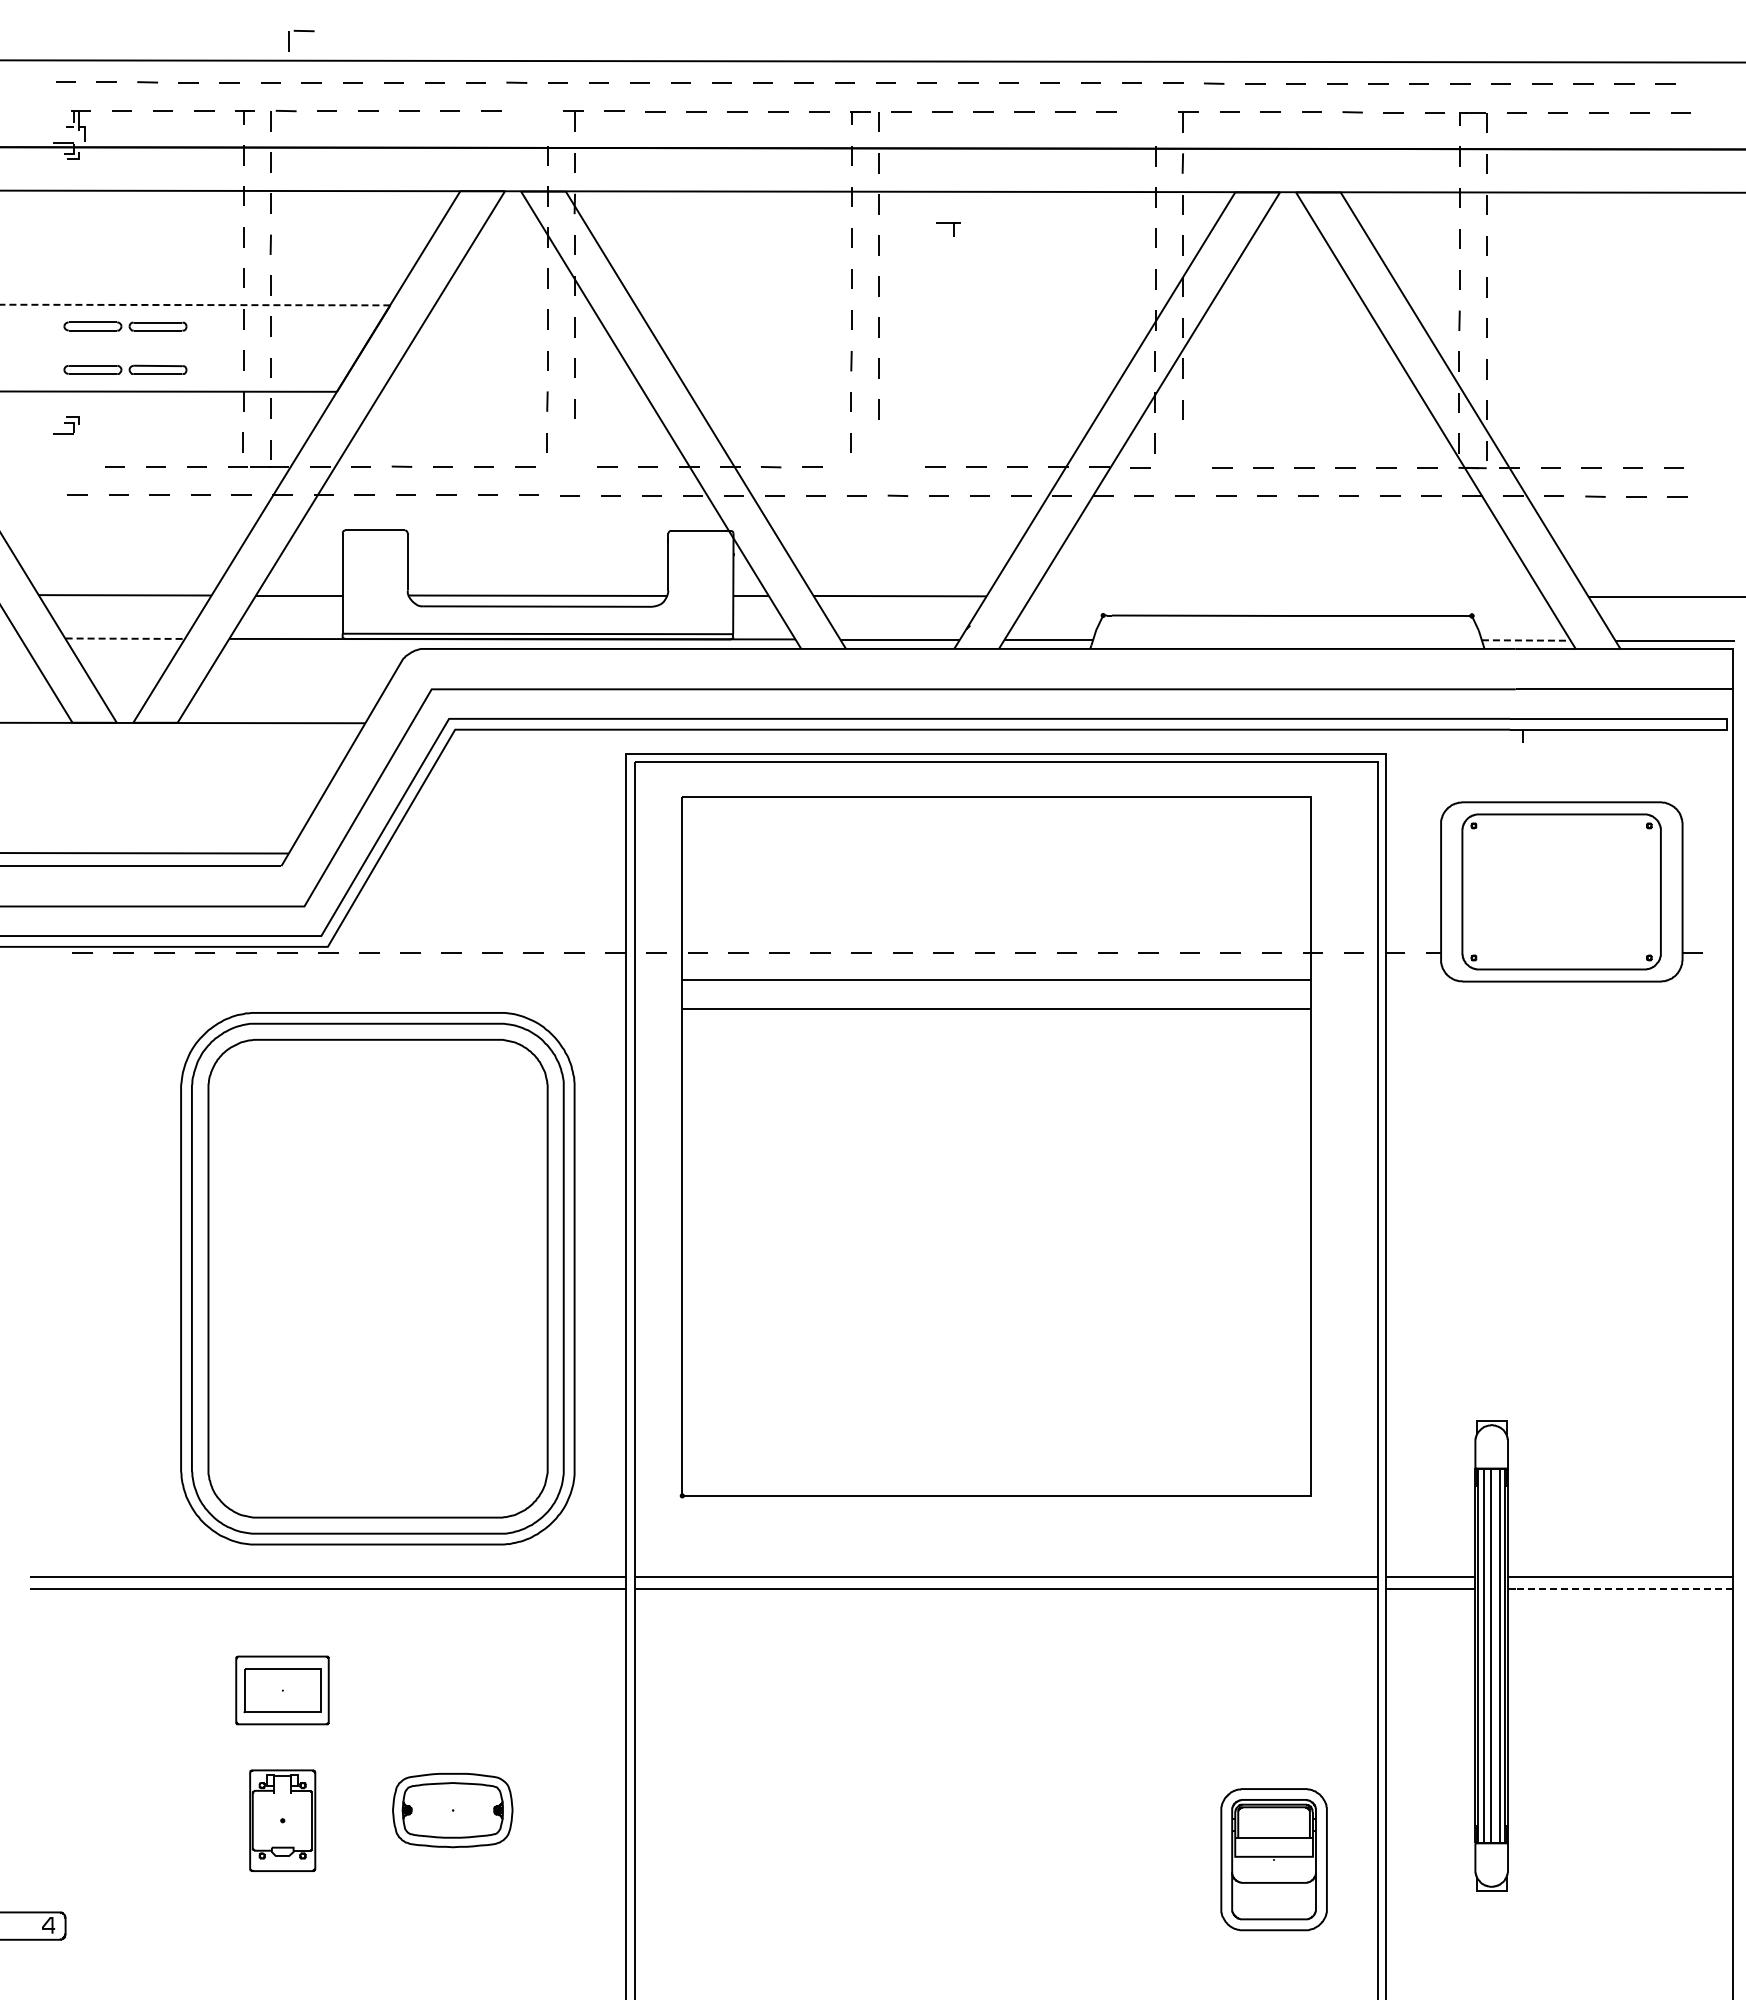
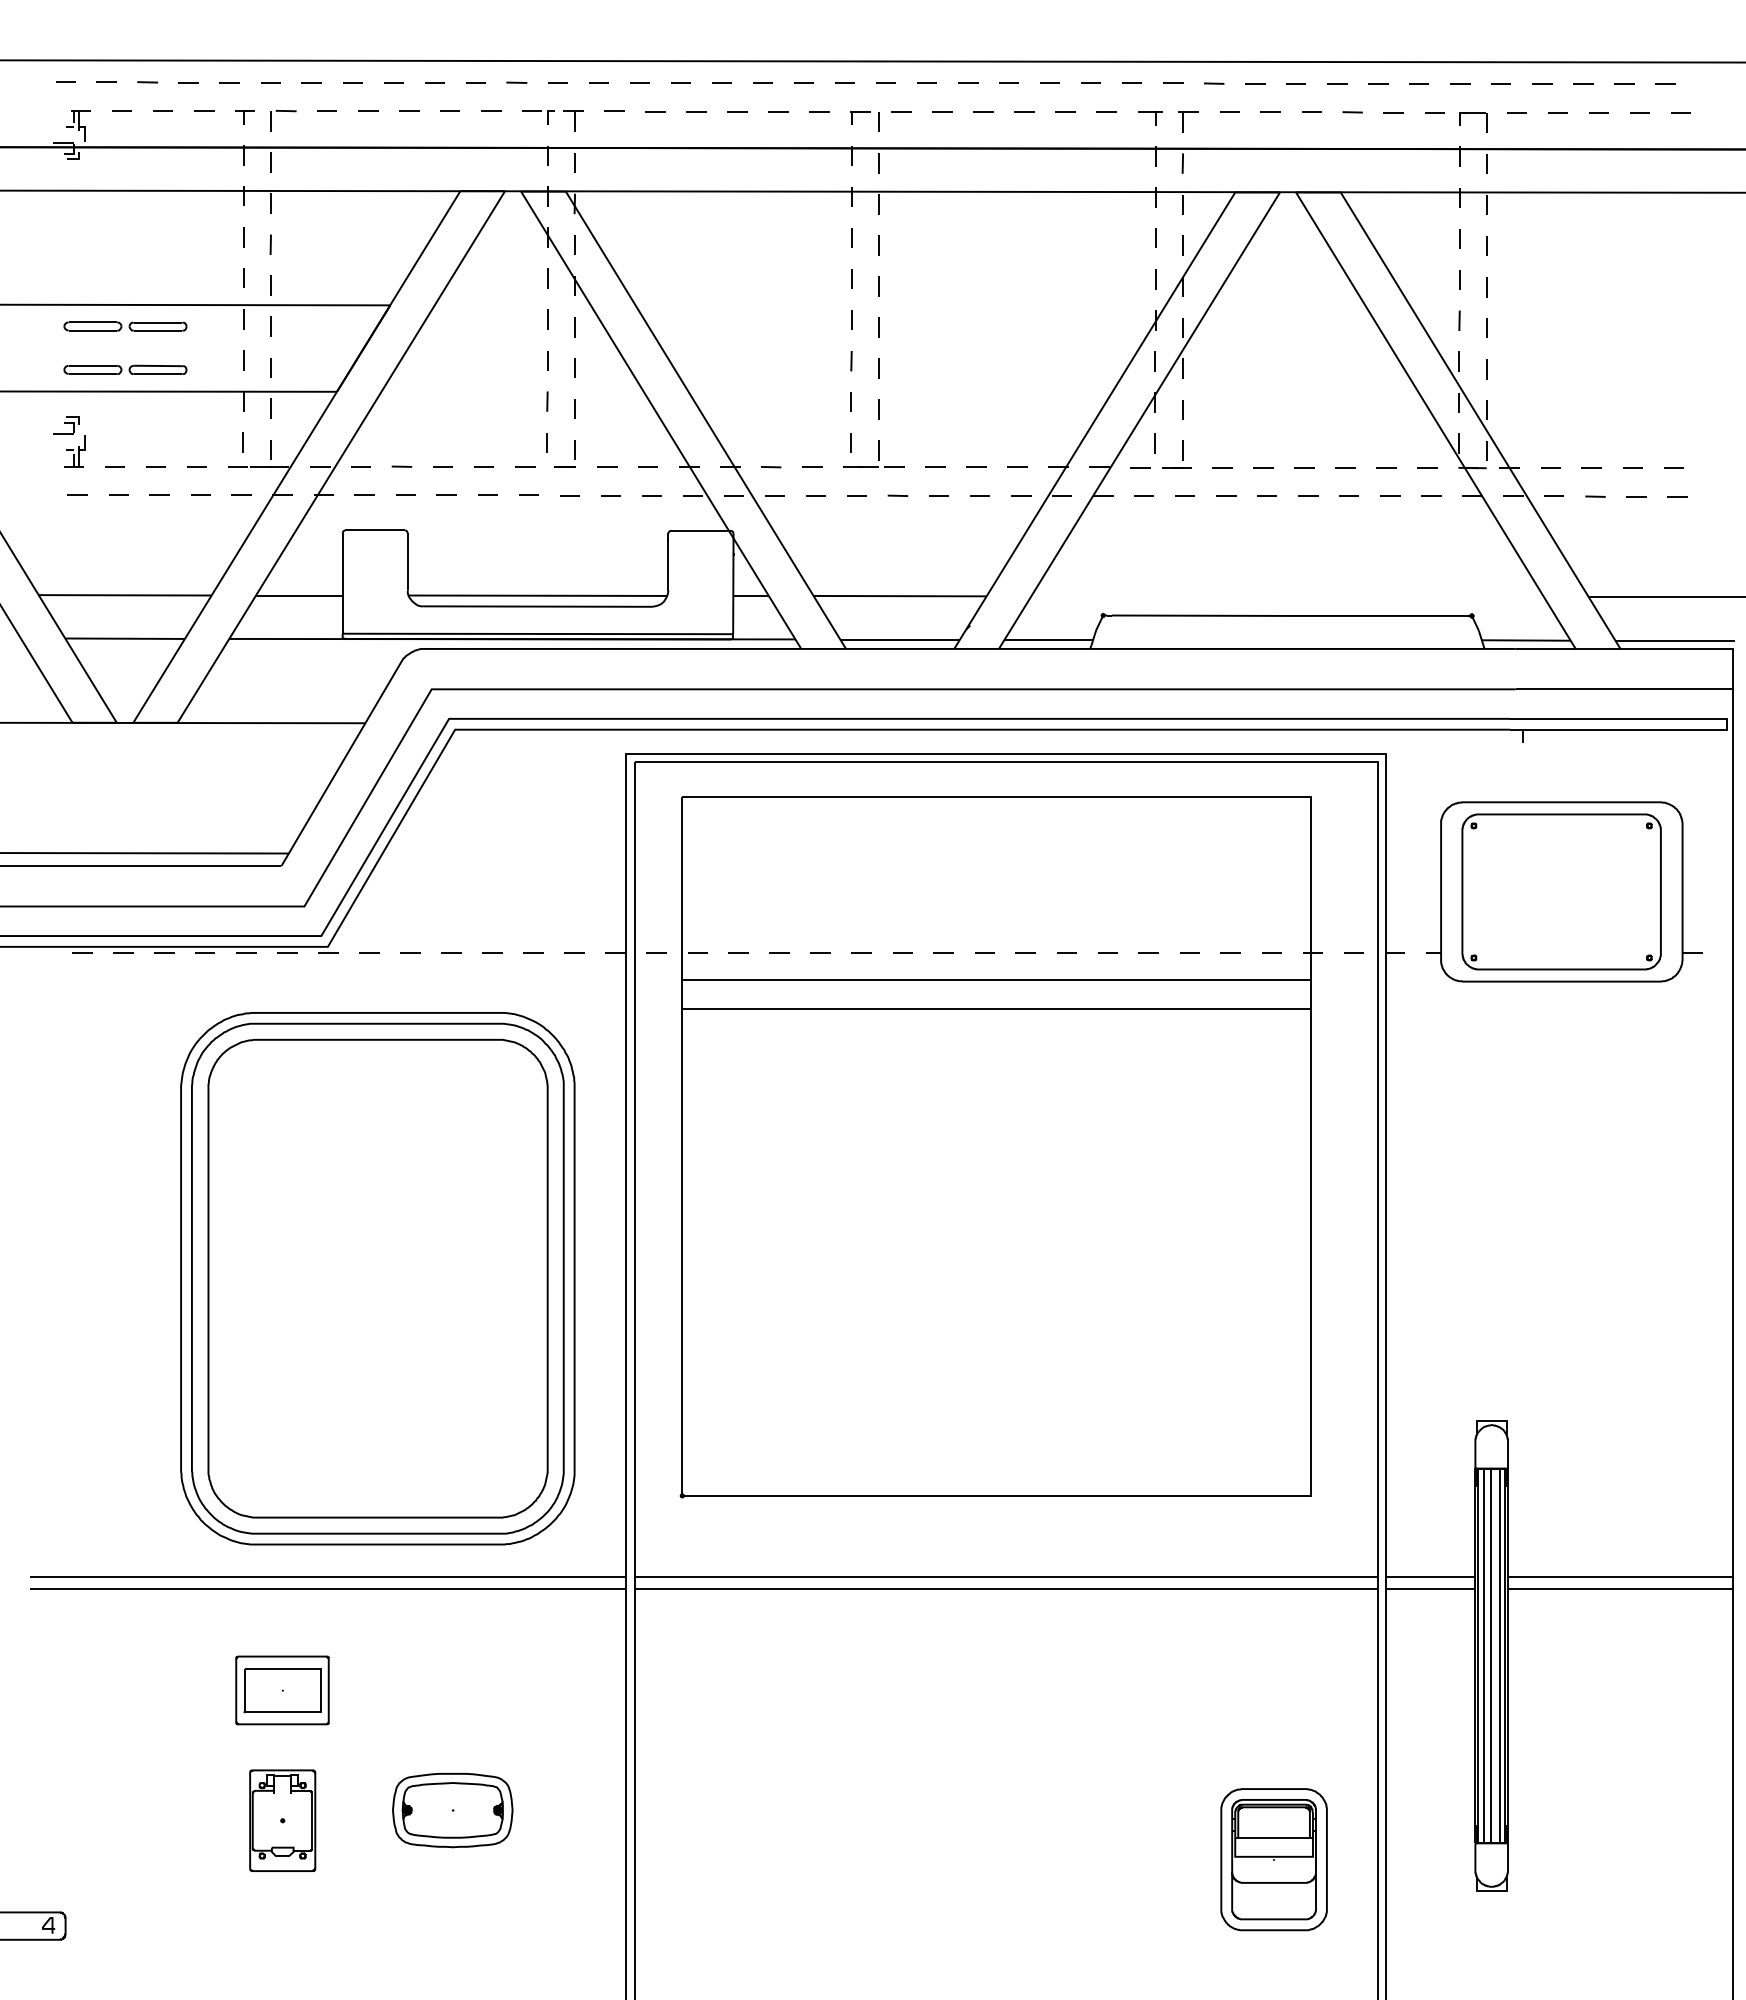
part: present -> none (301, 31)
part: none -> present (538, 117)
part position: (948, 229) -> (1150, 118) (1150, 118)
line: dashed -> solid (195, 305)
part: none -> present (74, 451)
part: none -> present (574, 453)
part: none -> present (873, 453)
part: none -> present (1176, 454)
line: dashed -> solid (125, 638)
line: dashed -> solid (1526, 640)
line: dashed -> solid (1624, 1588)
